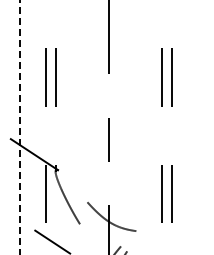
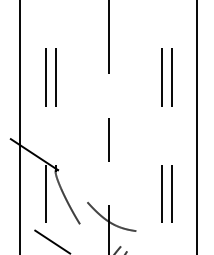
line: none -> present (196, 126)
line: dashed -> solid (20, 127)
